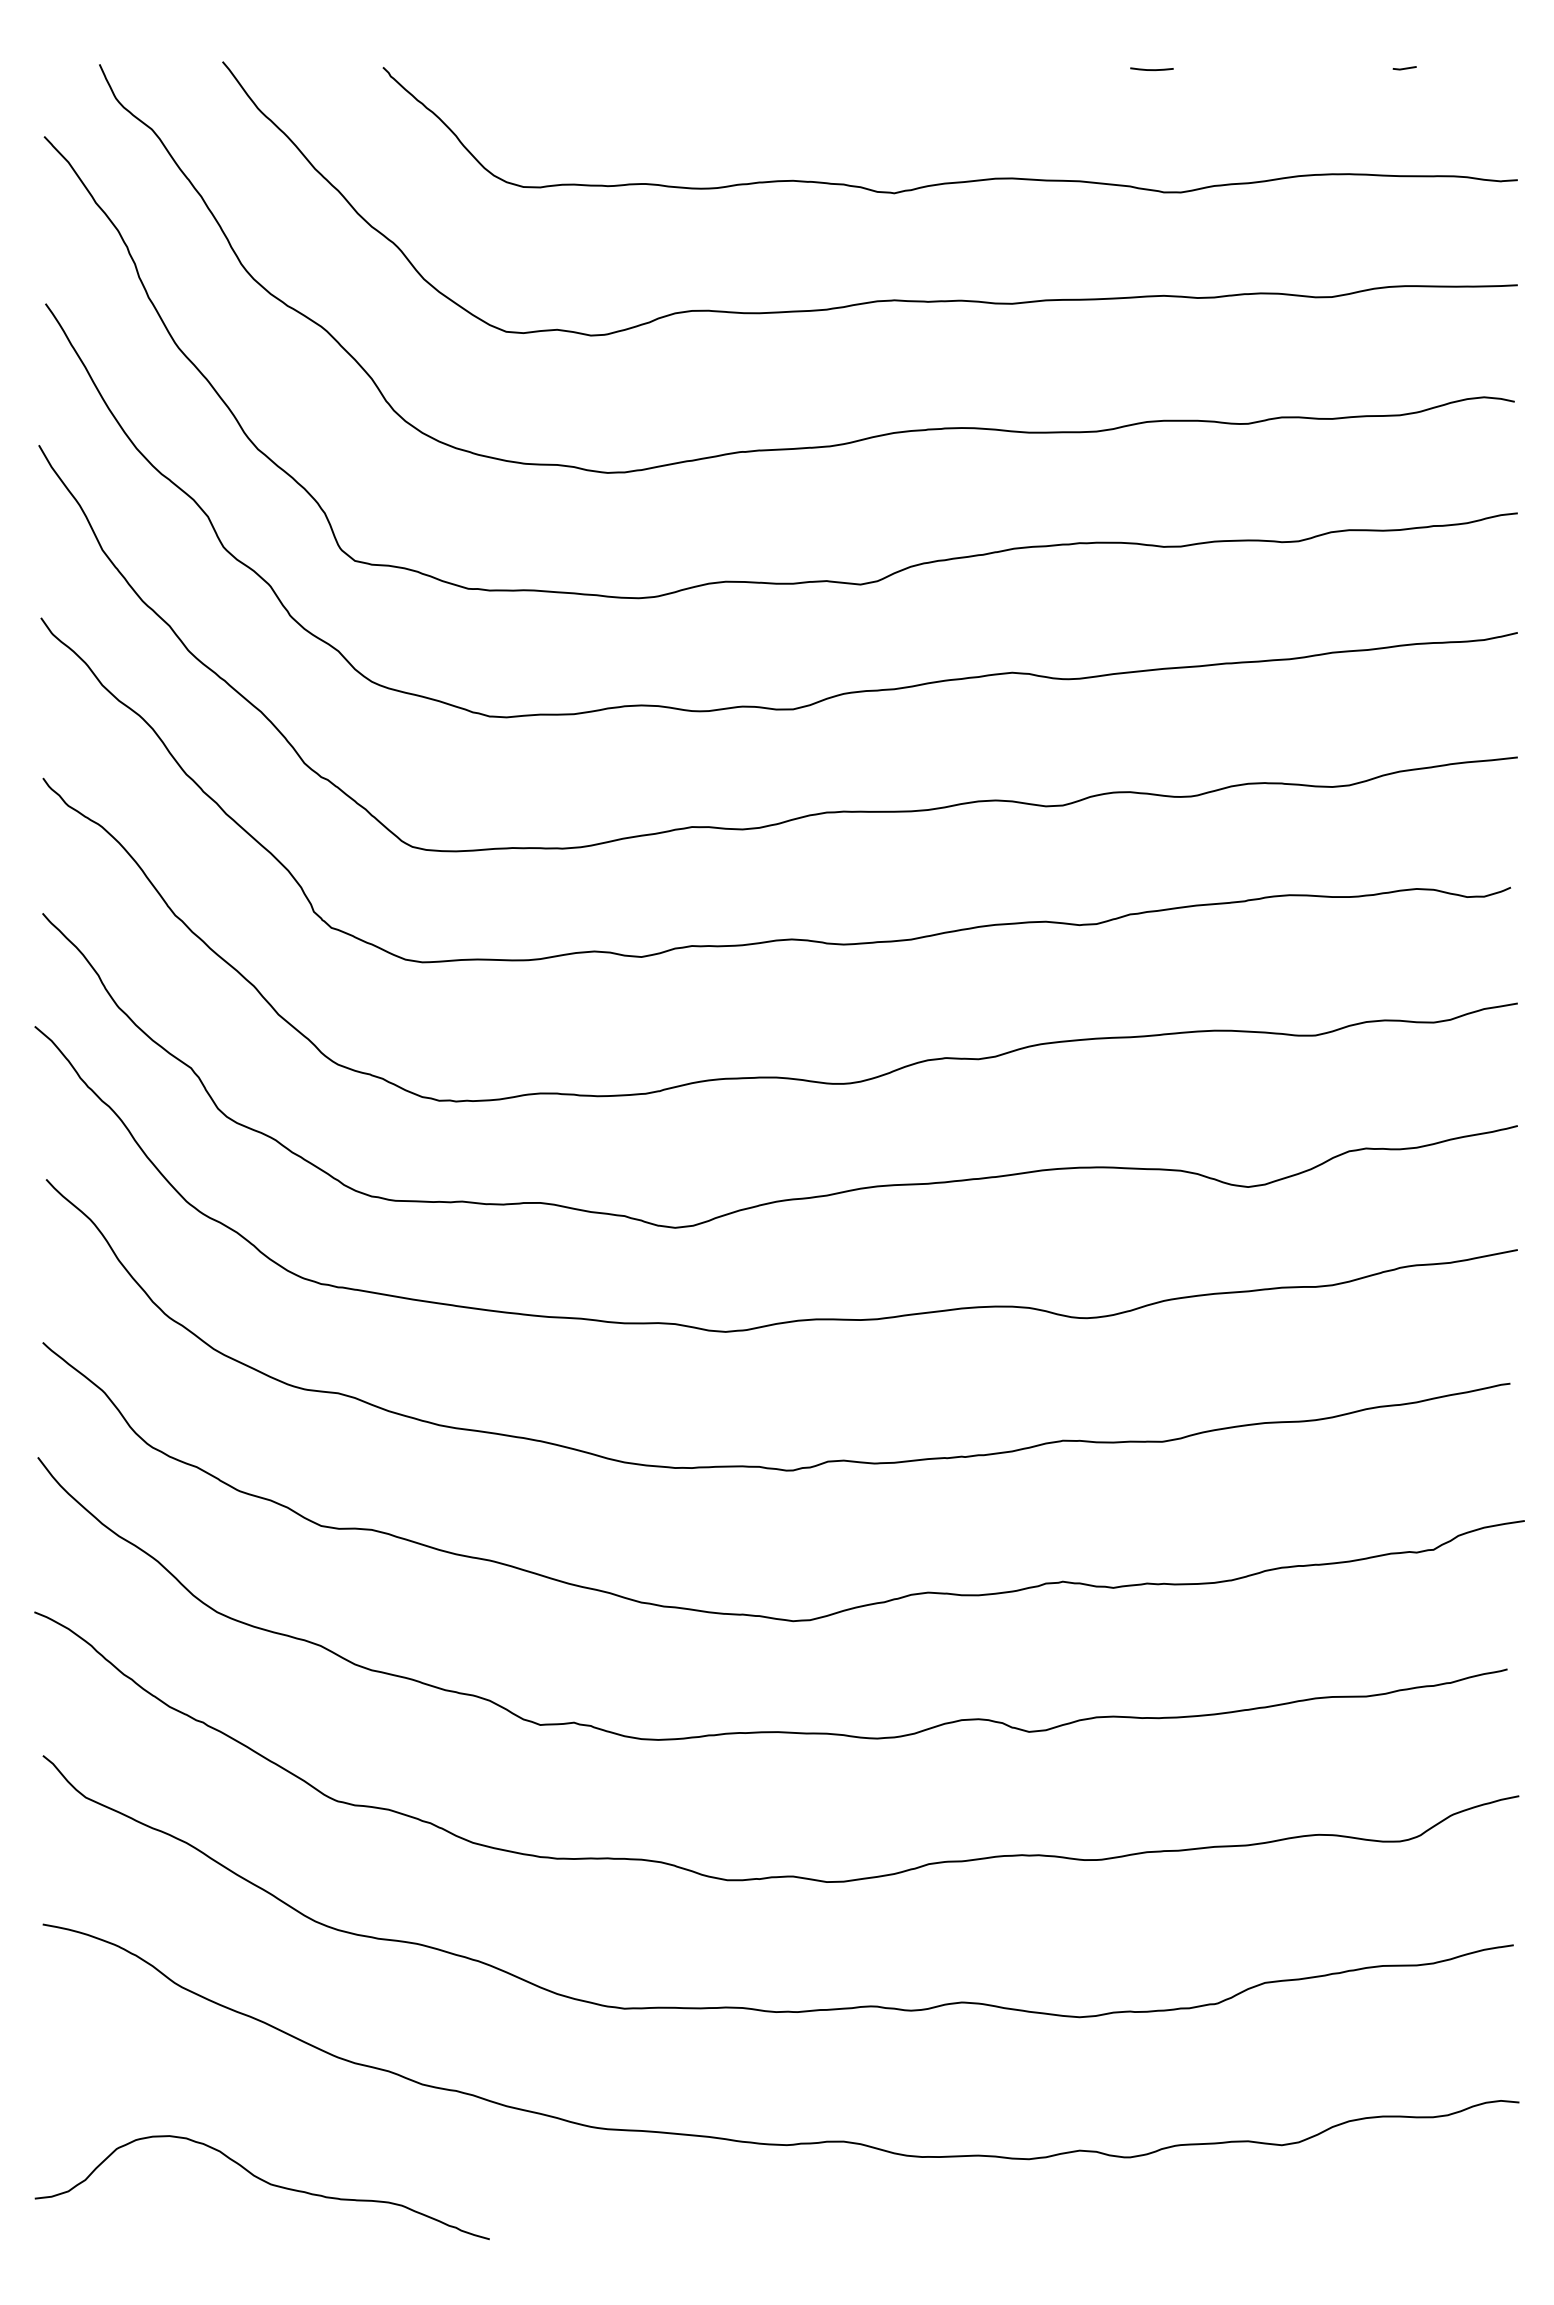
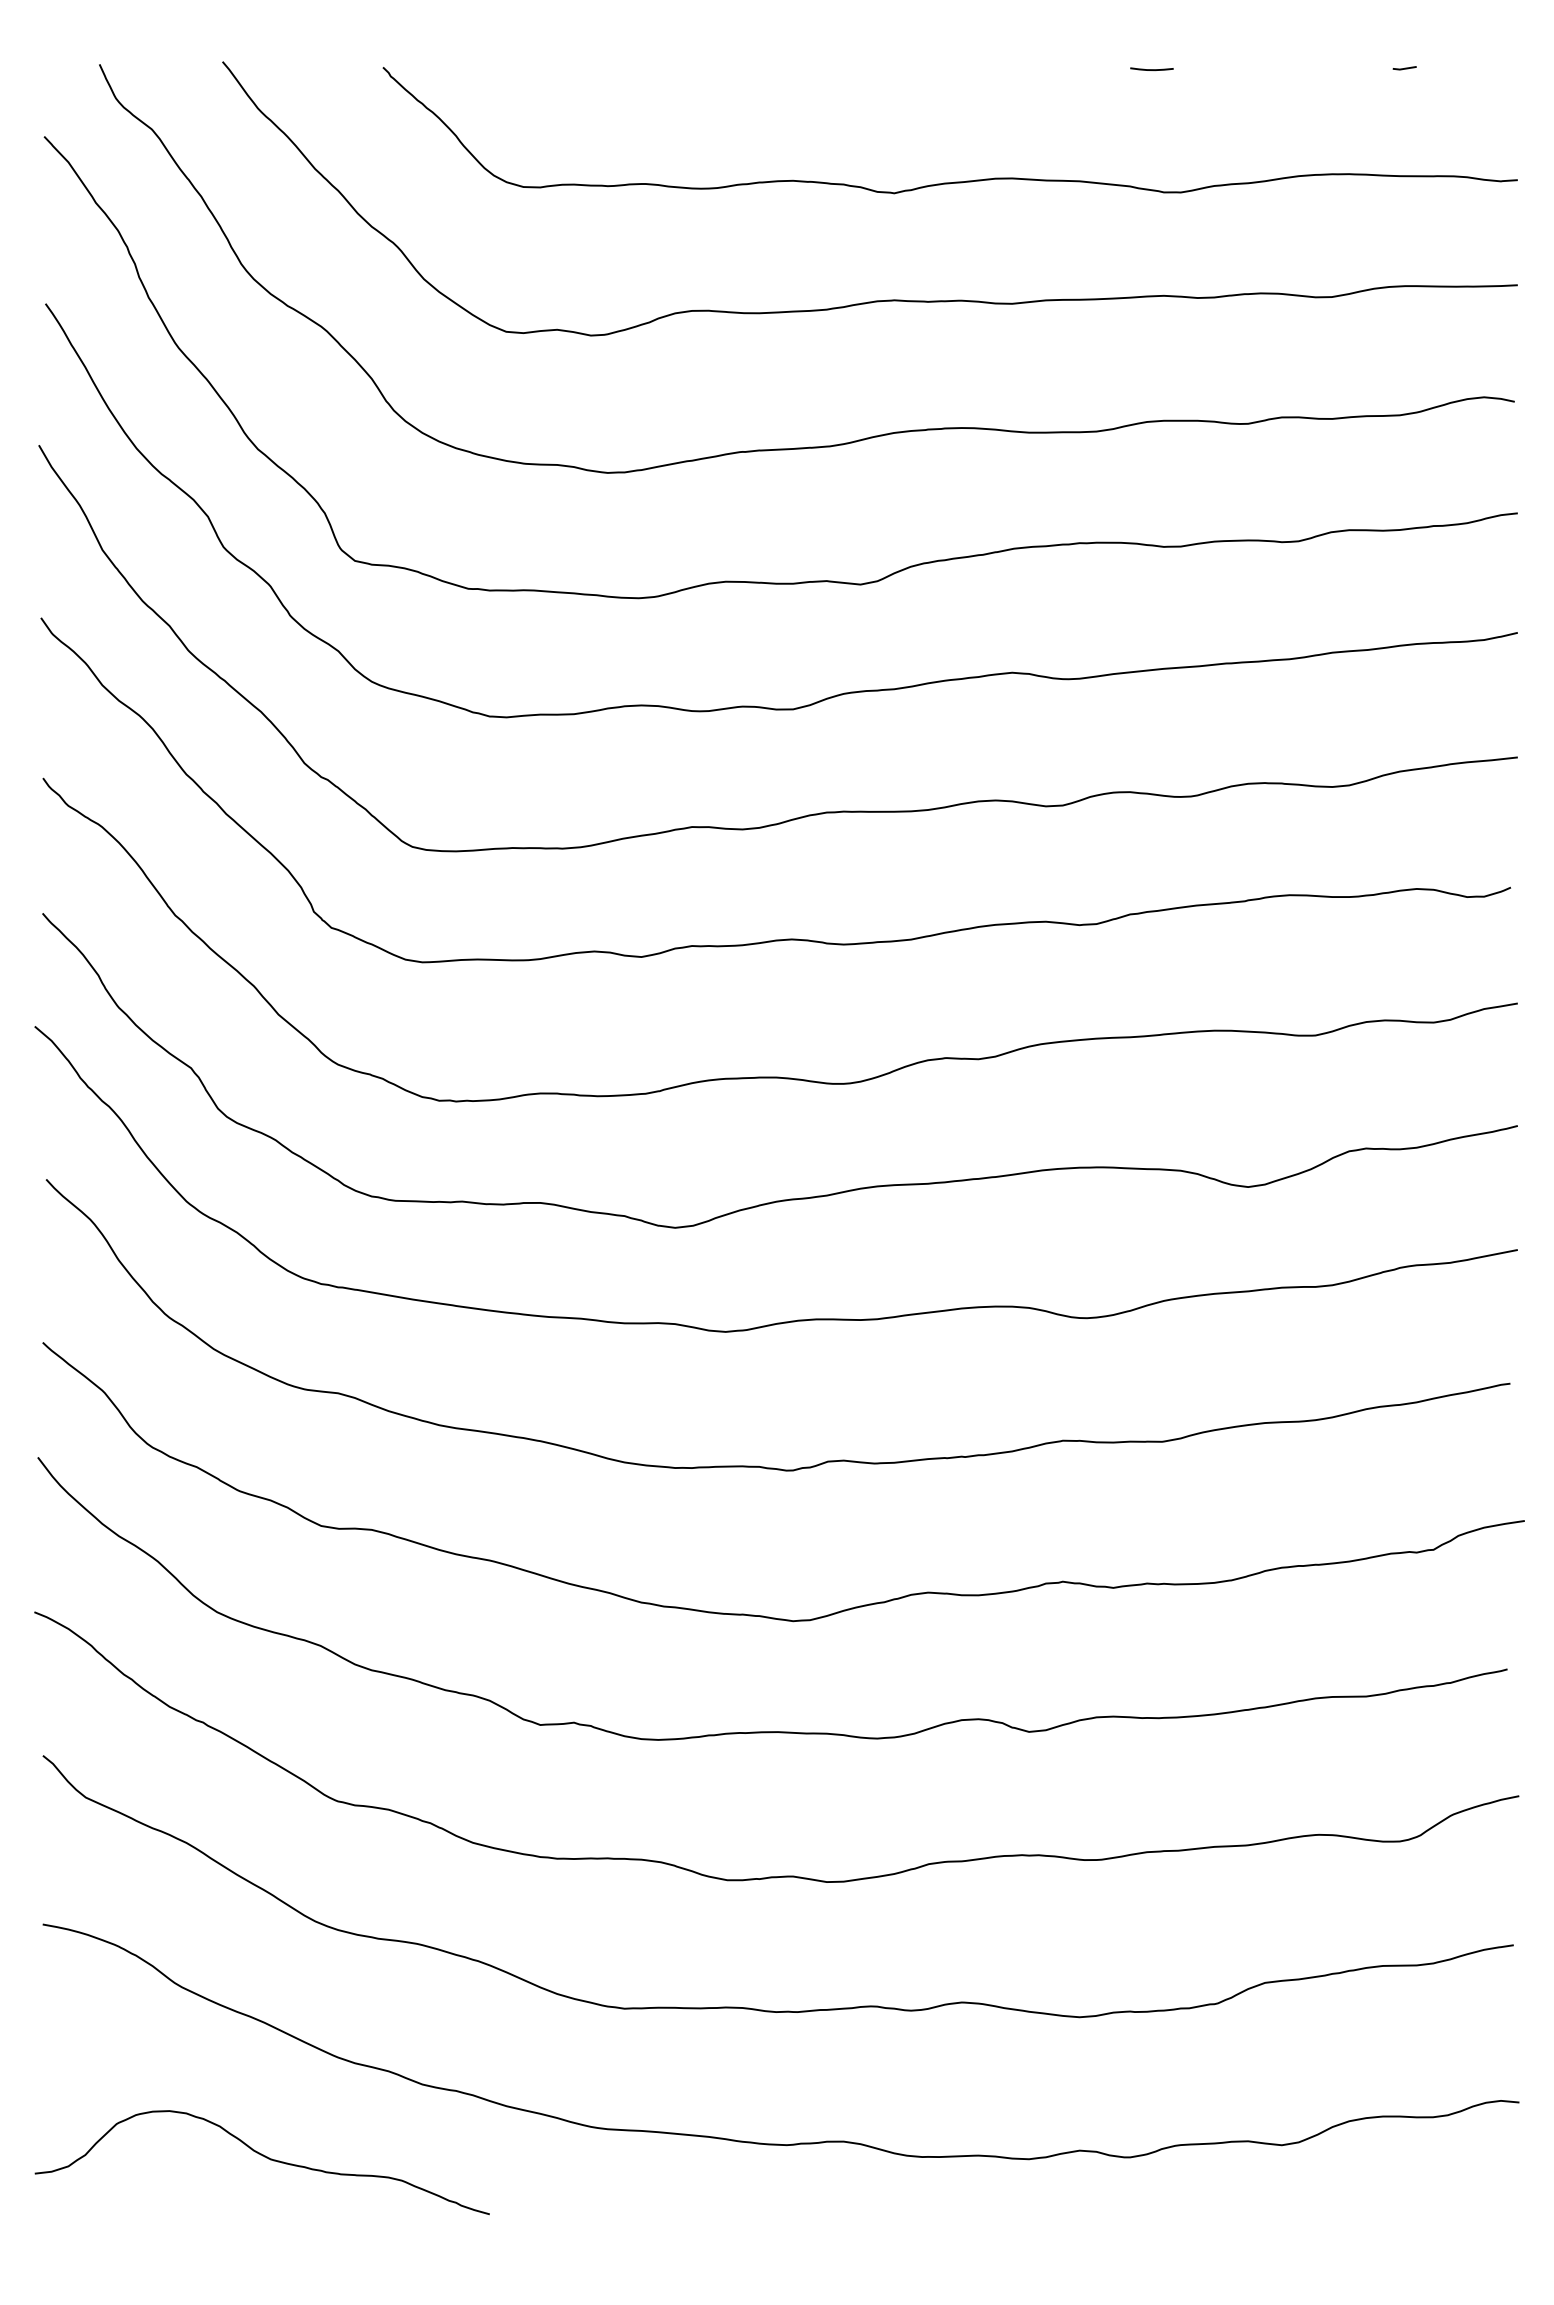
curve position: (264, 2182) -> (264, 2157) (264, 2157)
